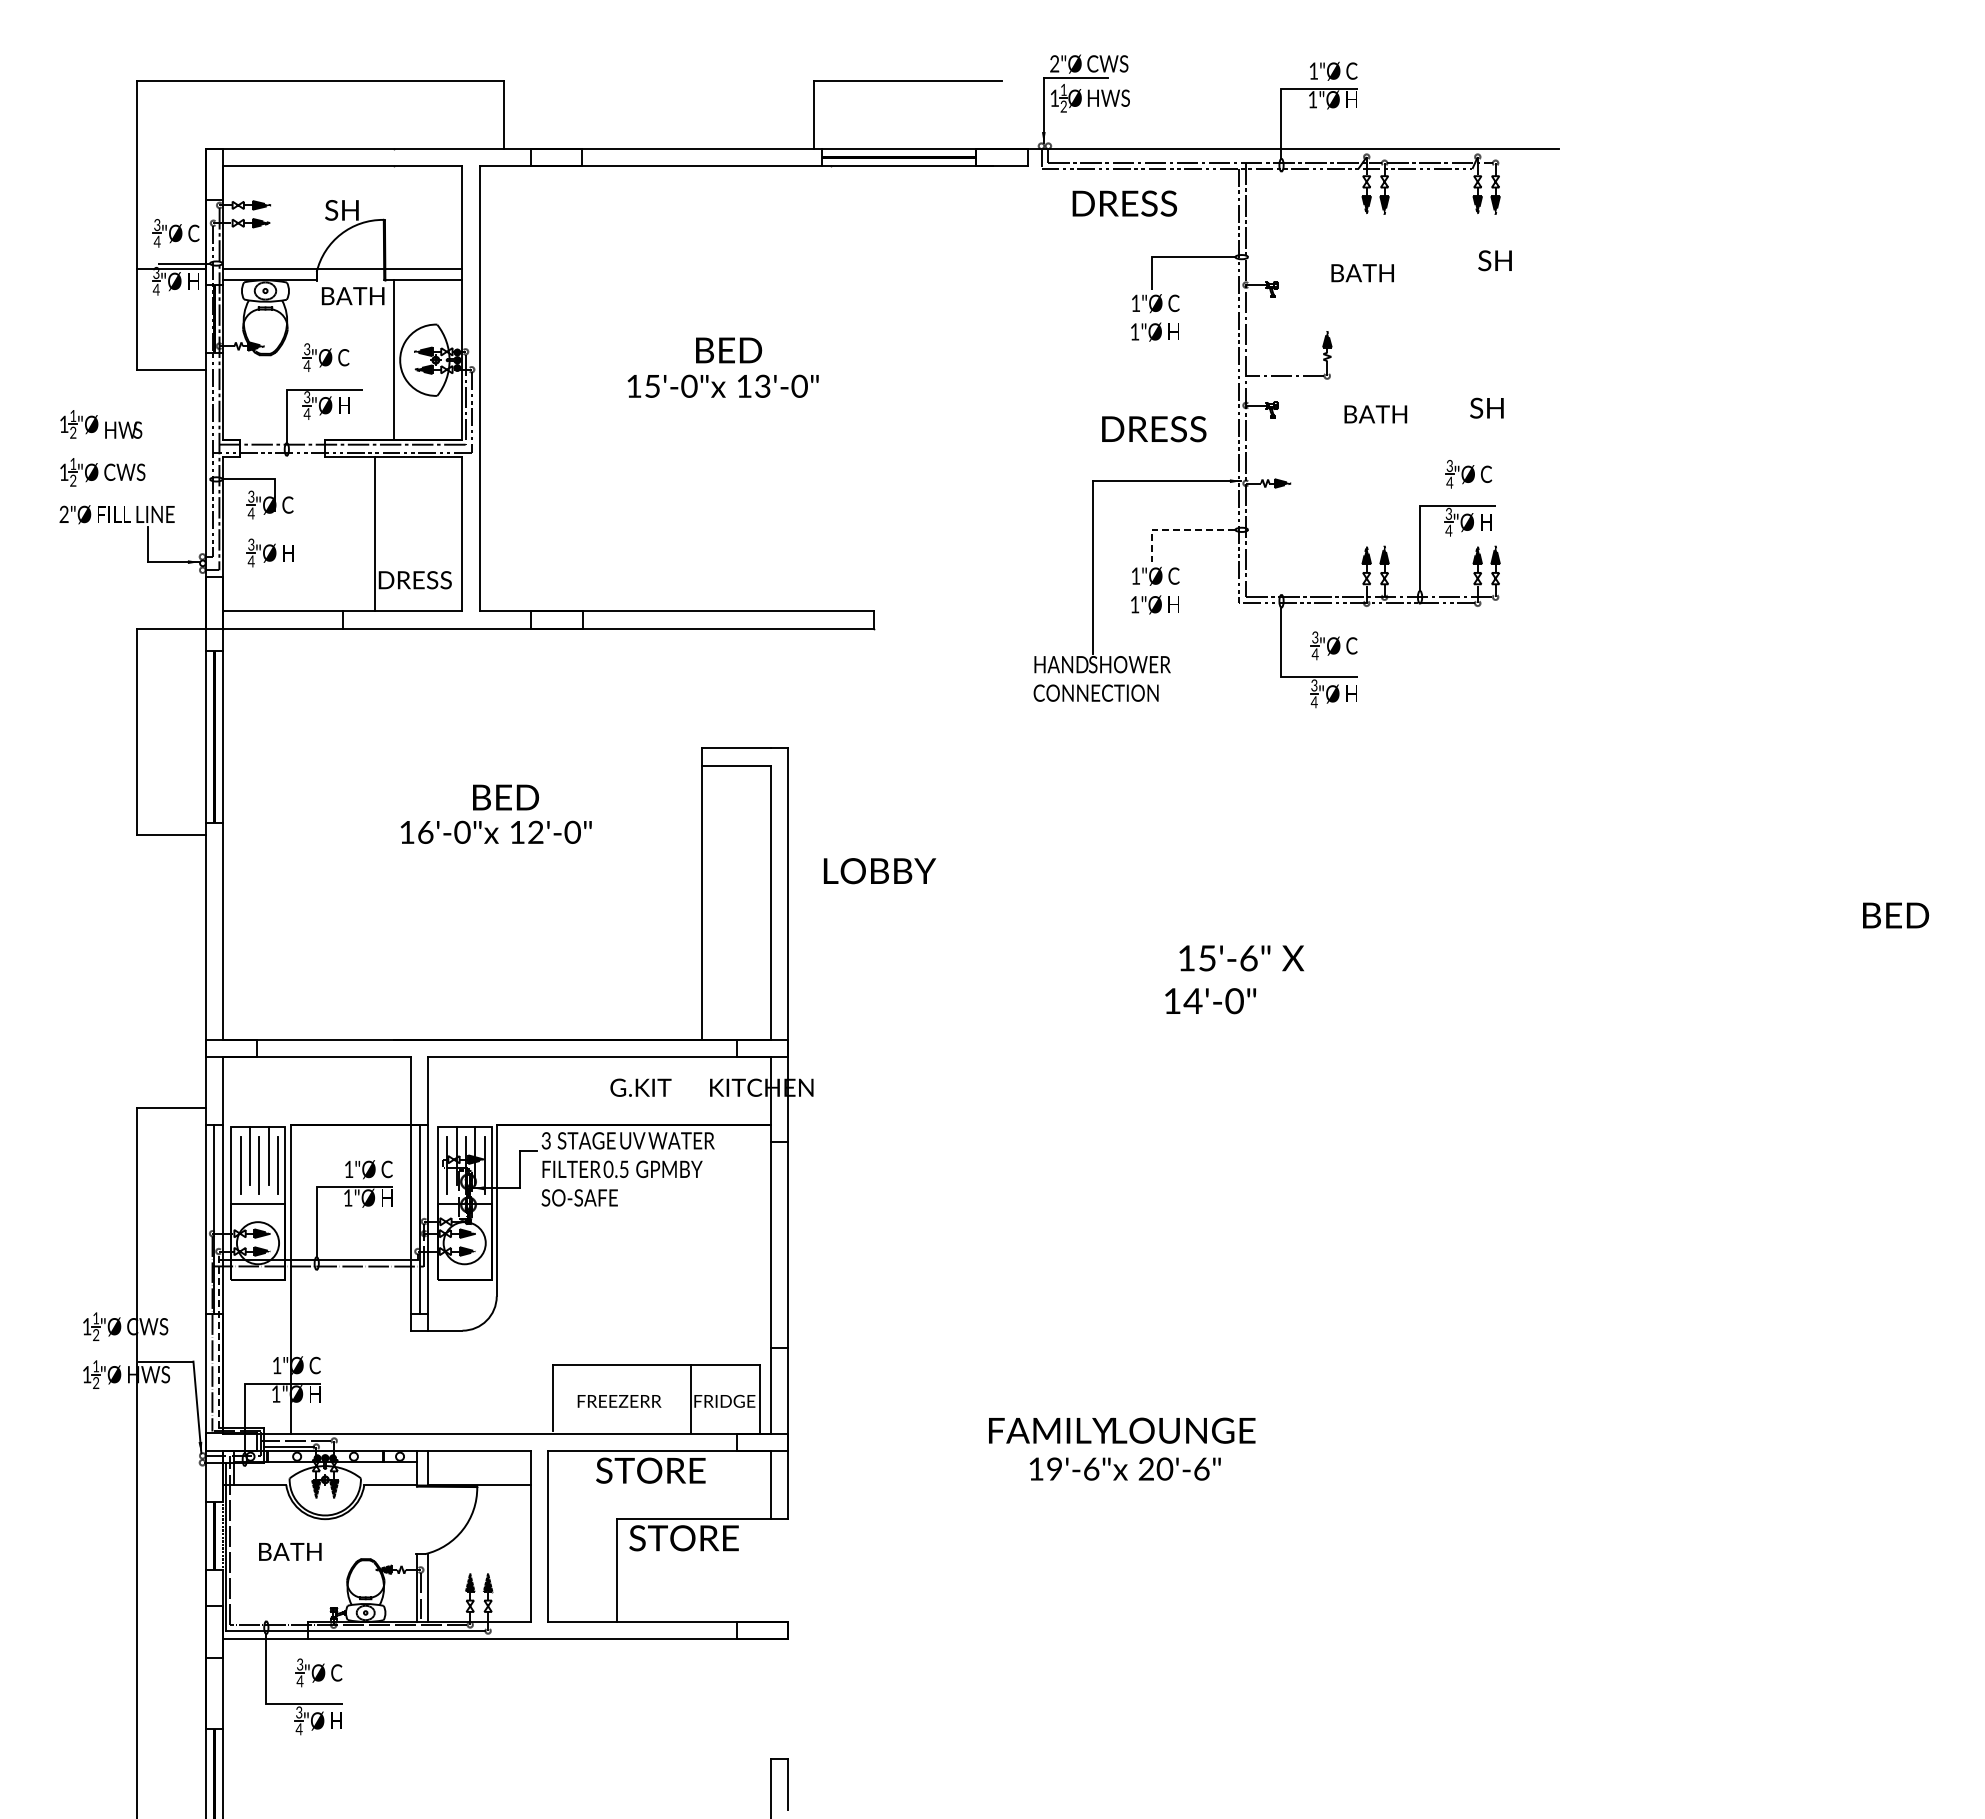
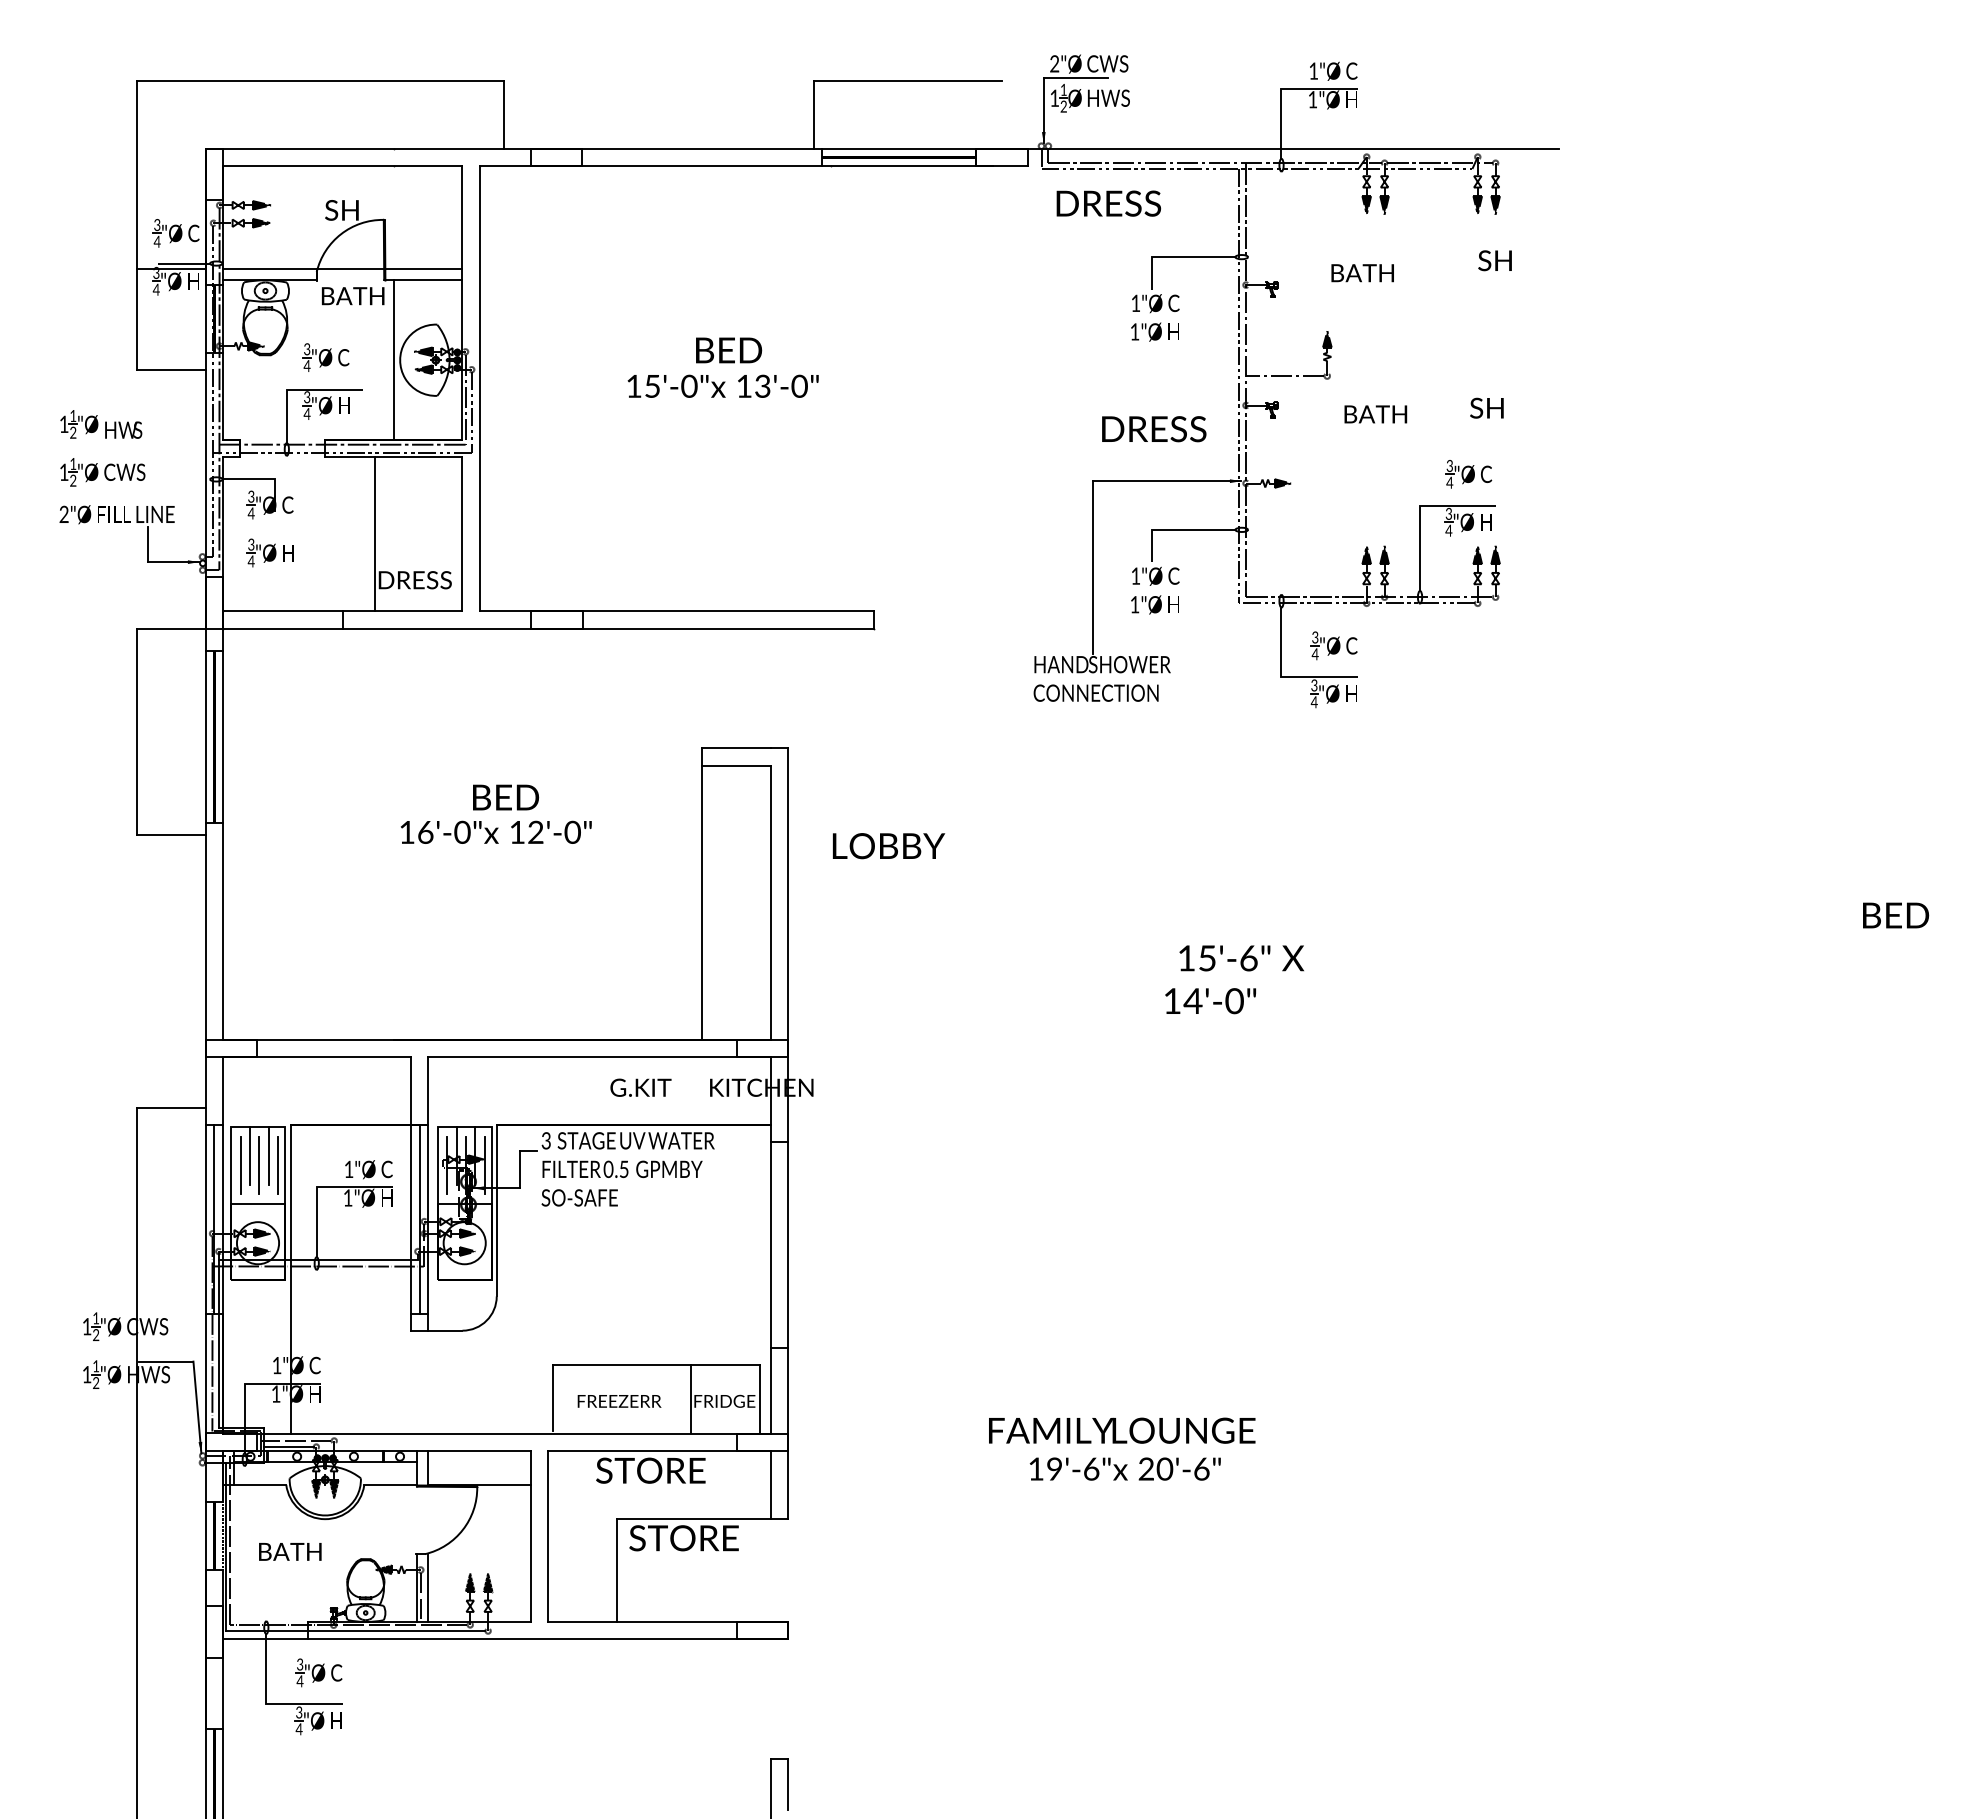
text position: (1124, 203) -> (1108, 203) (1108, 203)
line: dashed -> solid (1176, 529)
text position: (880, 871) -> (889, 846) (889, 846)
line: dashed -> solid (218, 1339)
